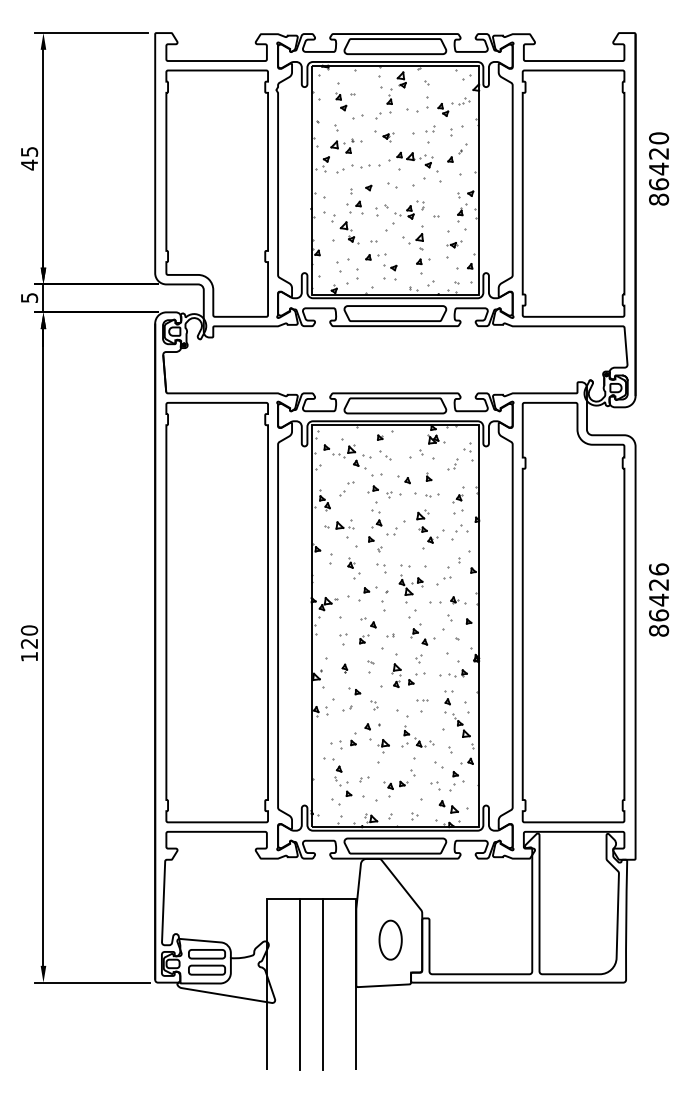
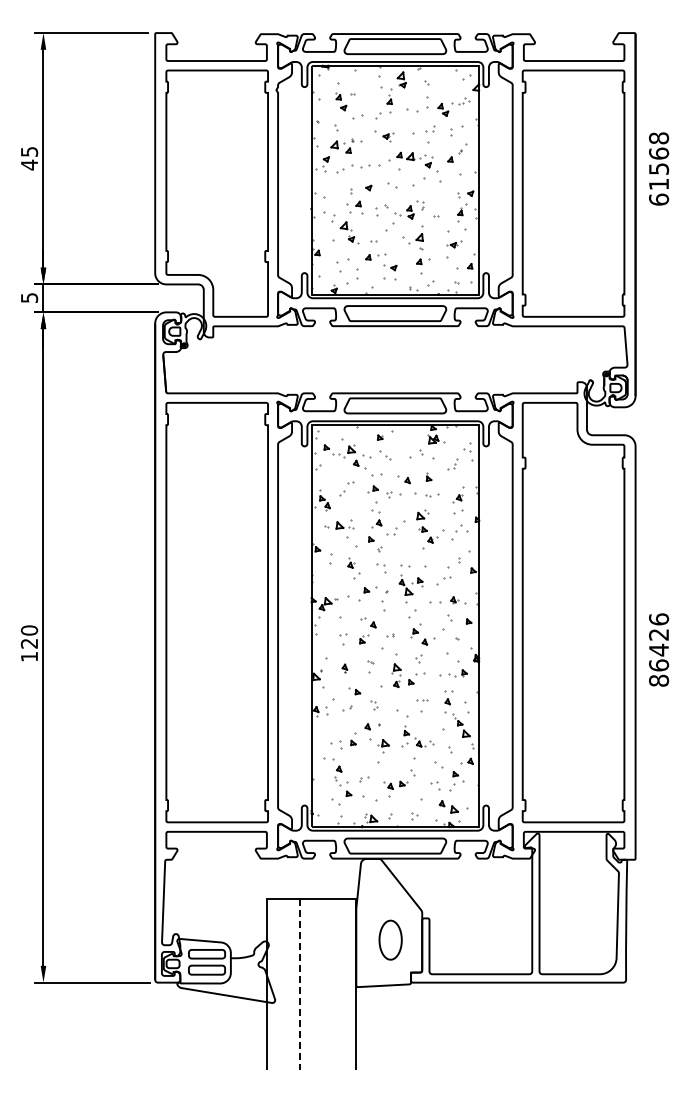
text: 86420 -> 61568 (659, 168)
text position: (659, 599) -> (659, 649) (659, 649)
line: present -> none (322, 983)
line: solid -> dashed (300, 984)
